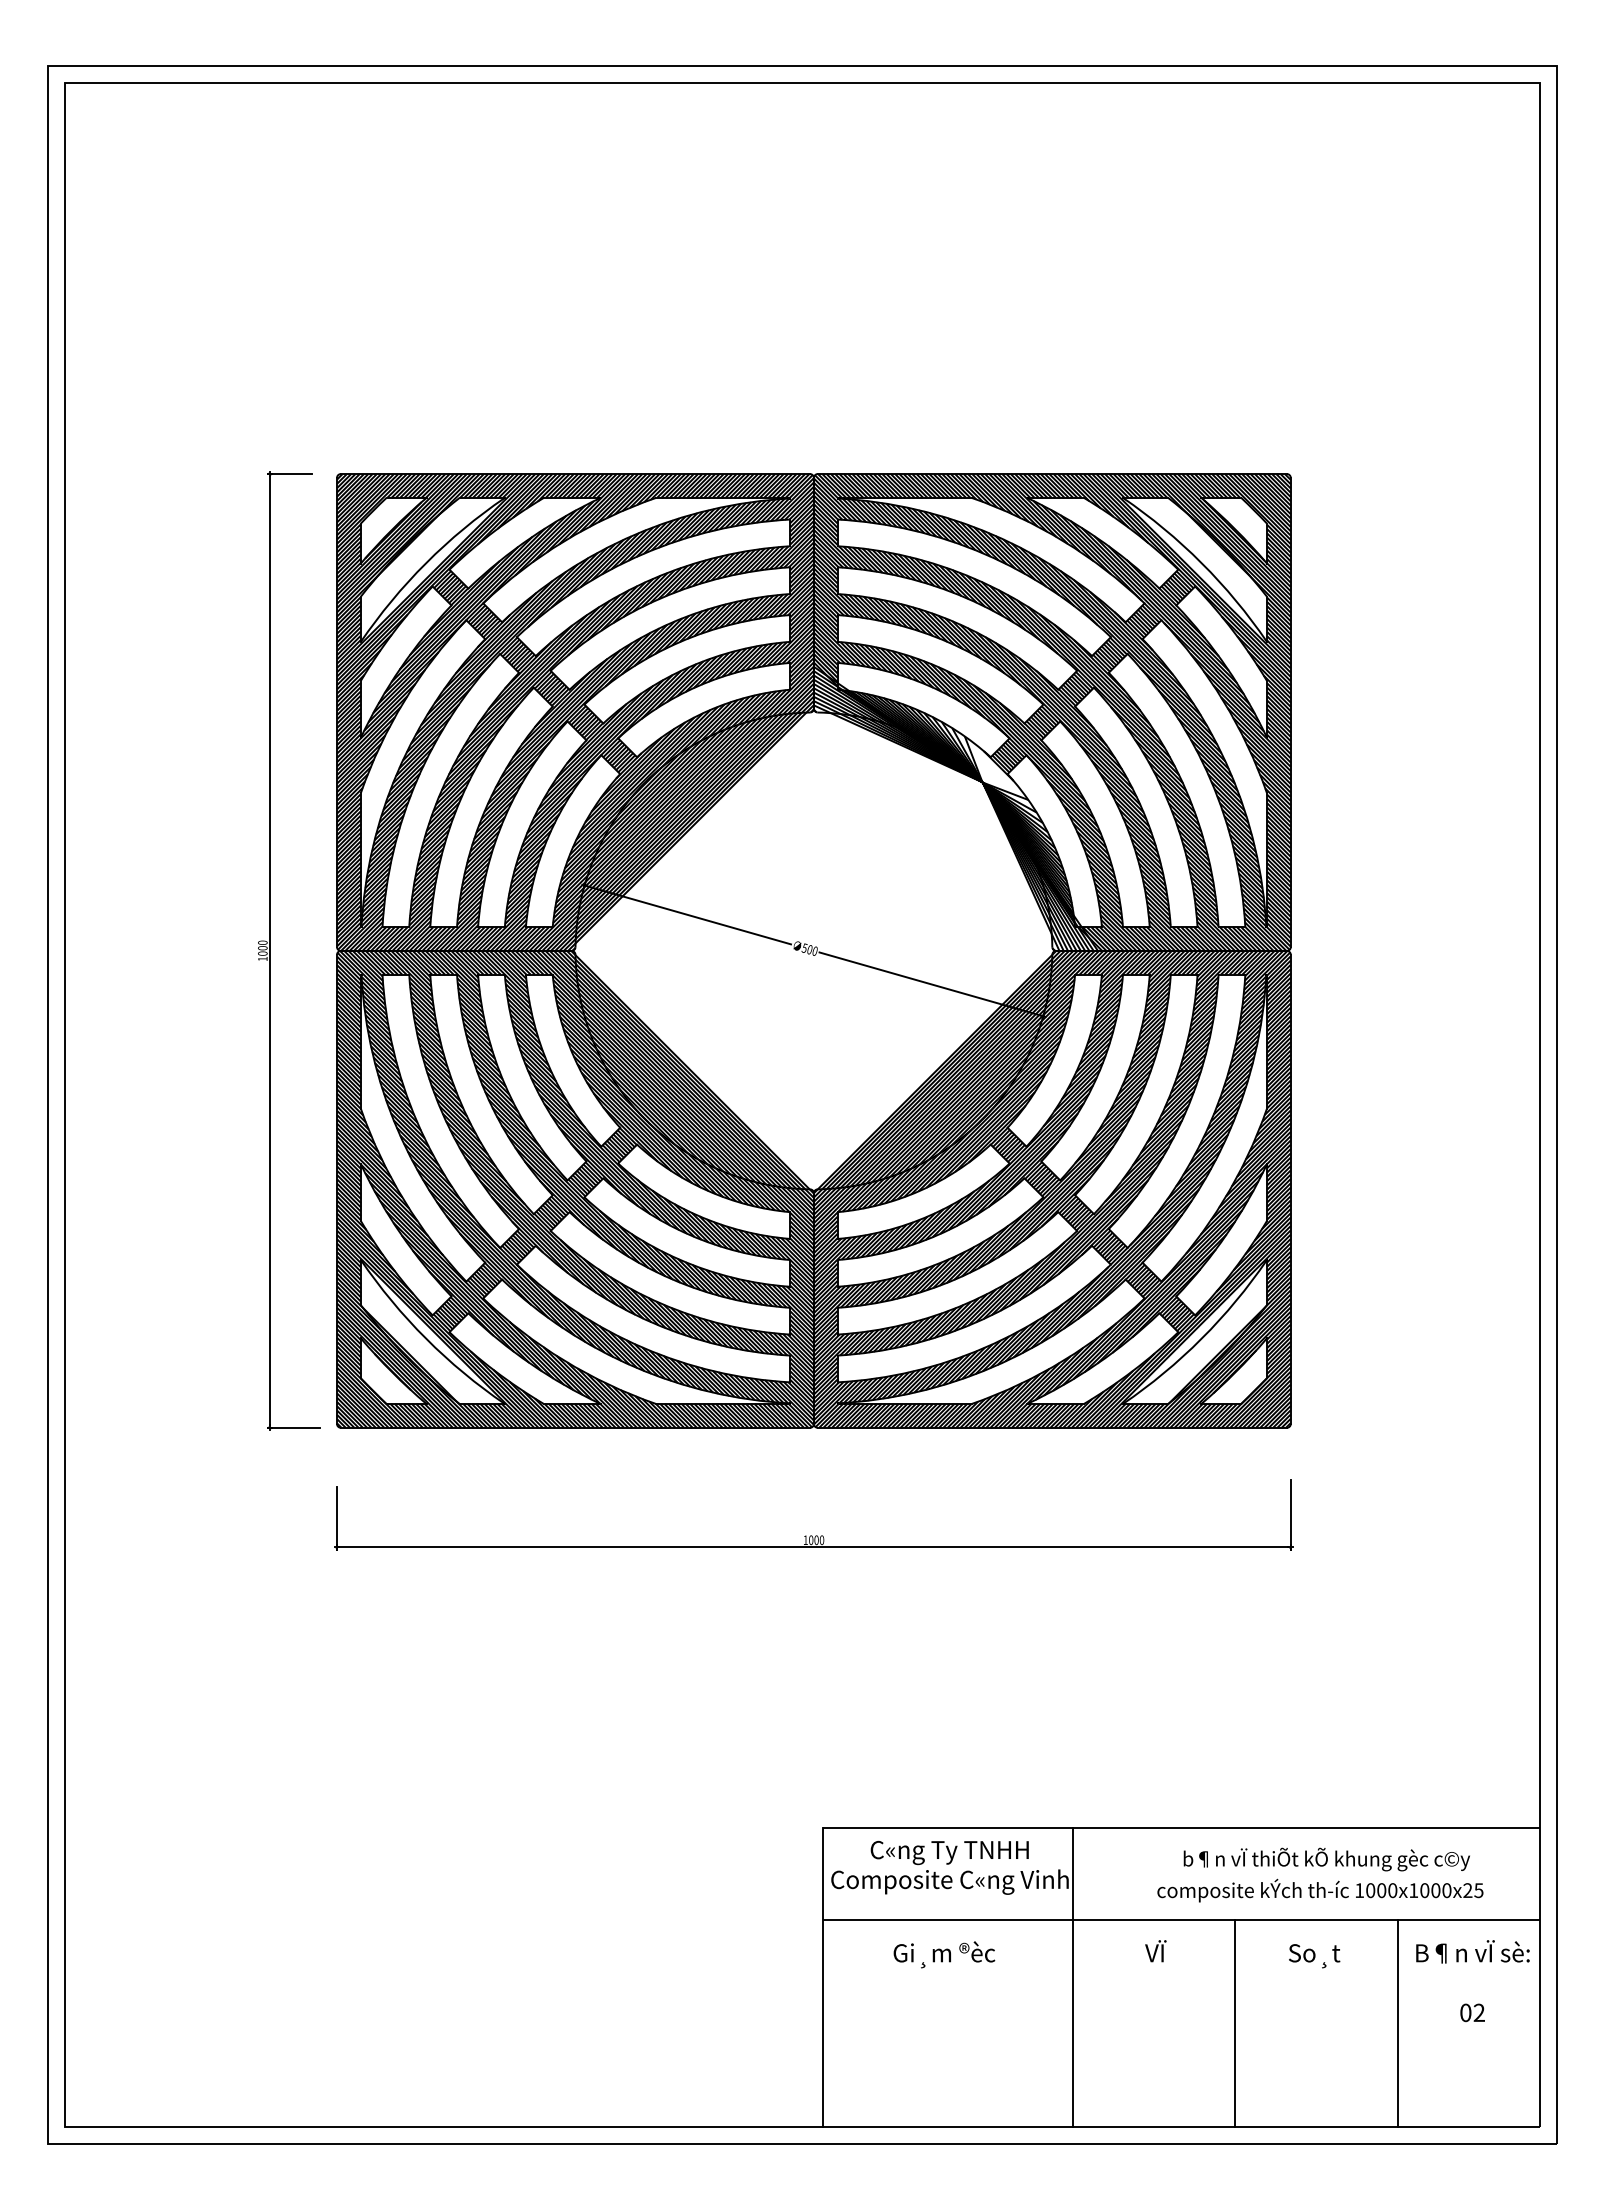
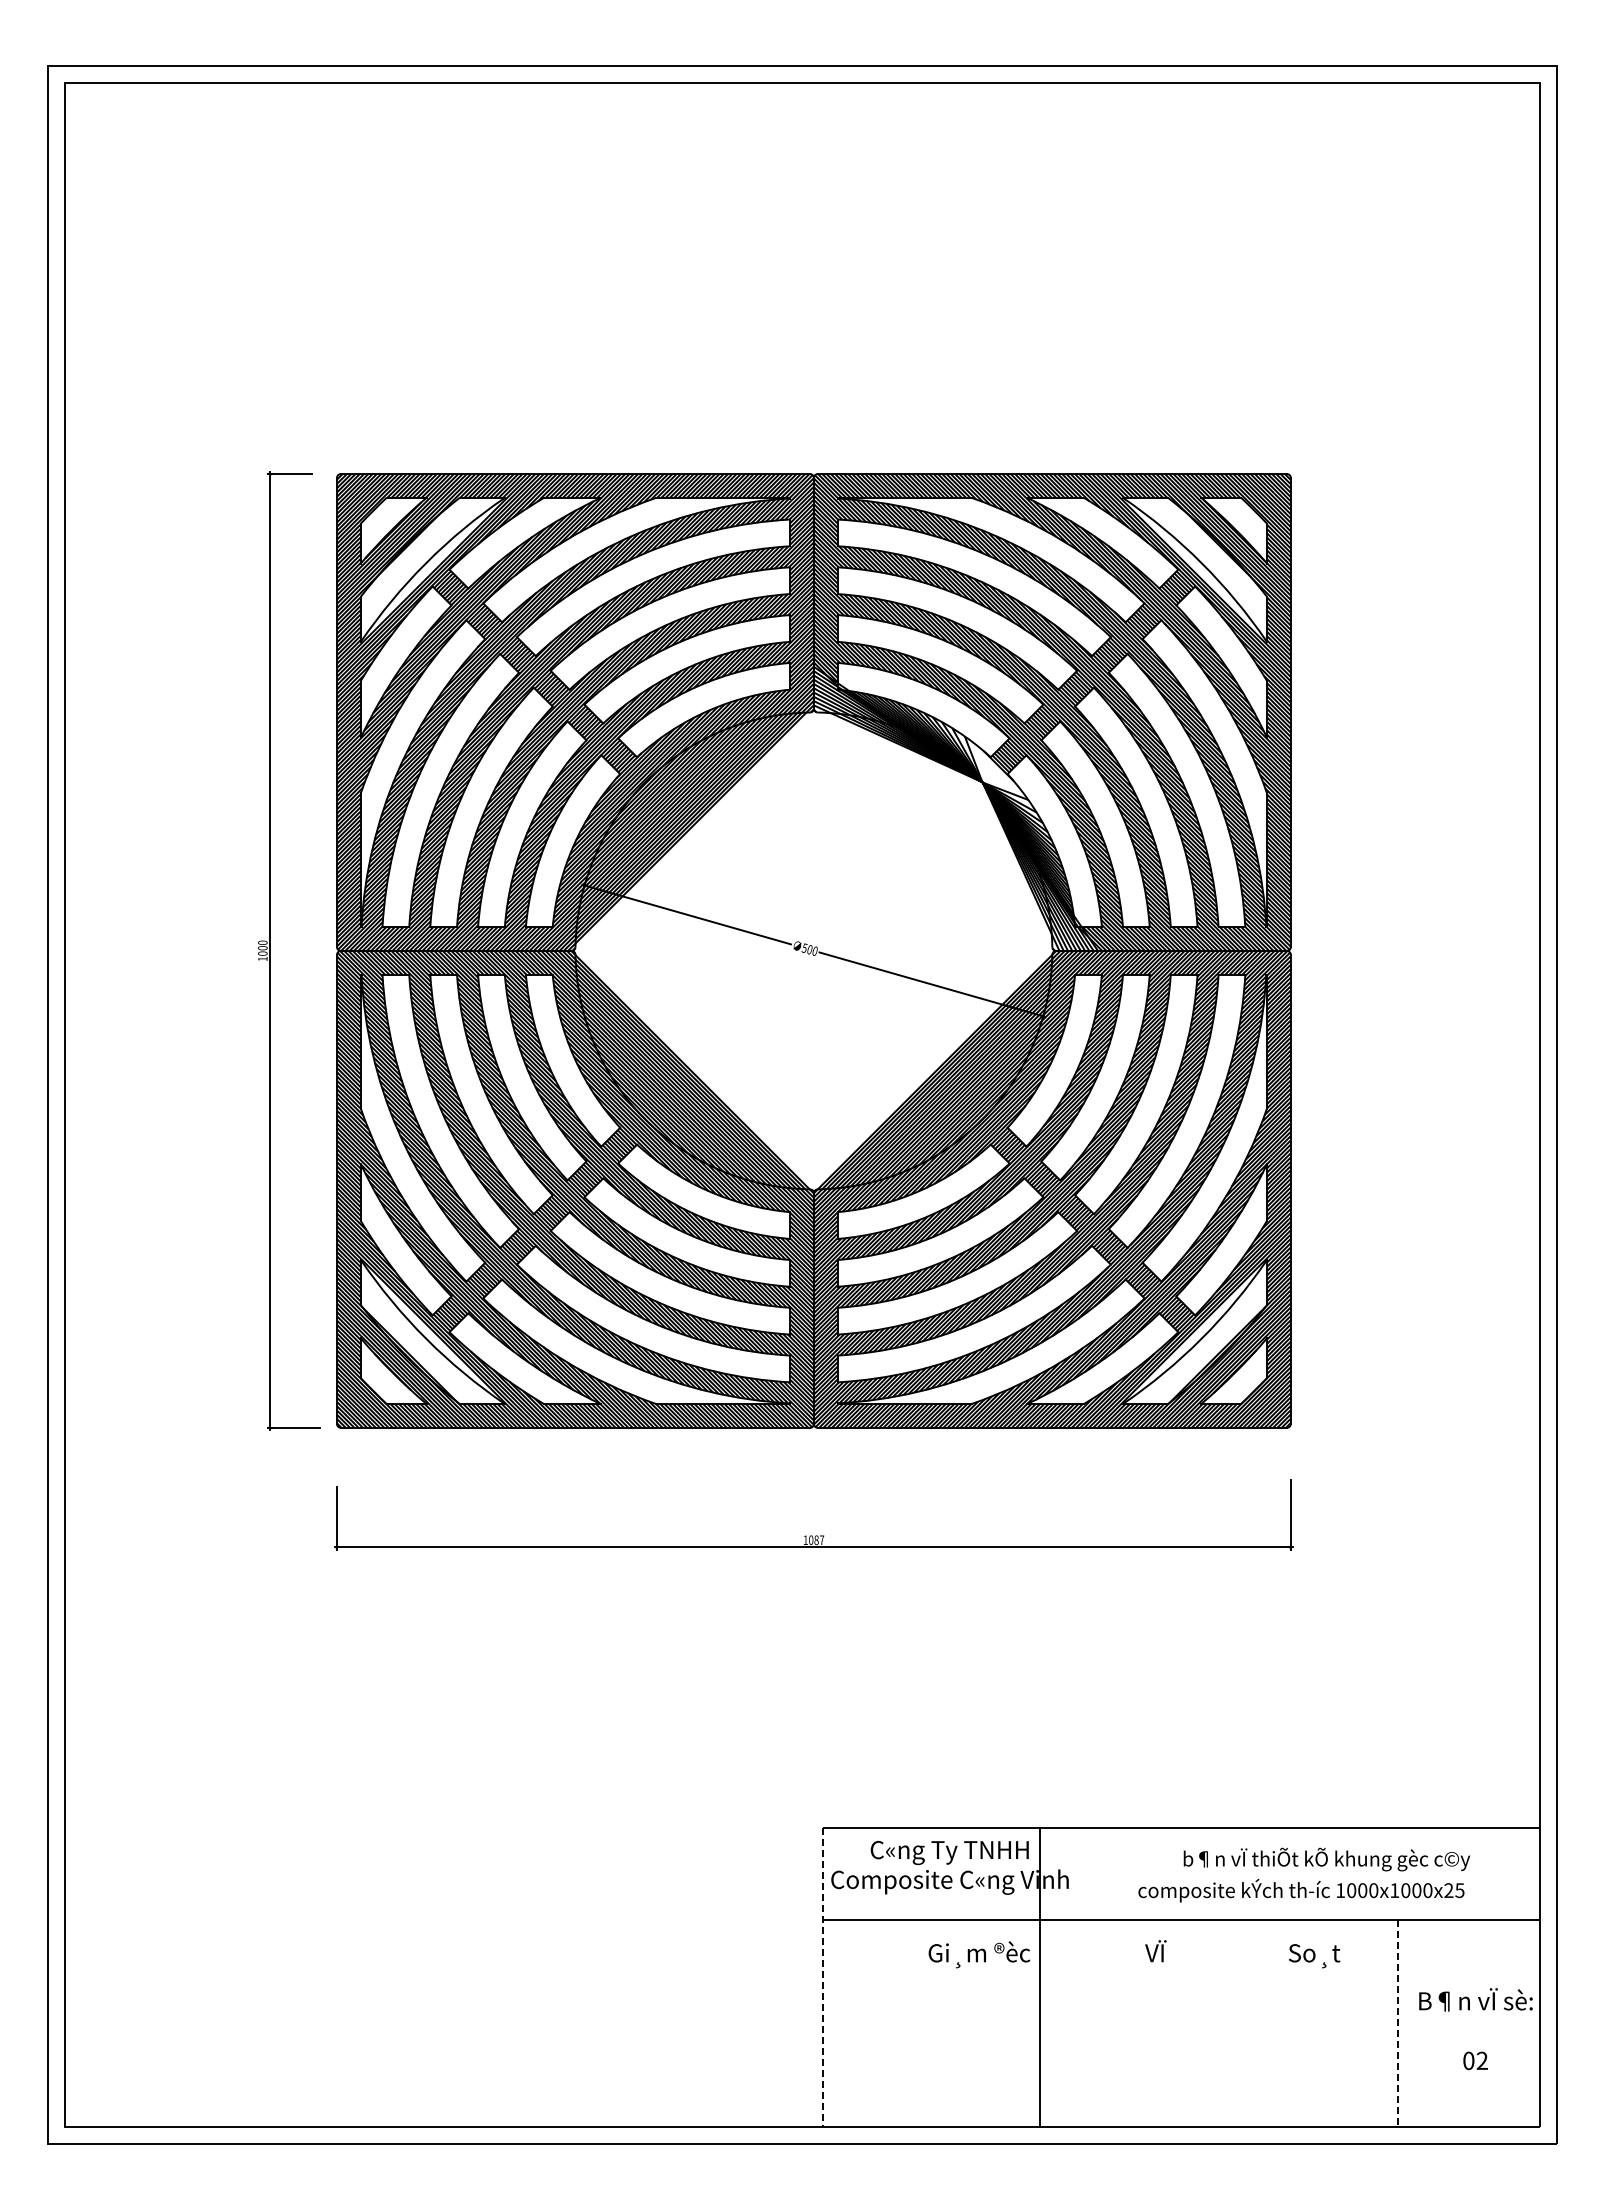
text: 1000 -> 1087 (819, 1540)
text position: (1320, 1890) -> (1301, 1890) (1301, 1890)
text position: (944, 1954) -> (979, 1954) (979, 1954)
line: solid -> dashed (823, 1977)
line position: (1072, 1977) -> (1039, 1977) (1039, 1977)
text position: (1472, 1981) -> (1475, 2029) (1475, 2029)
line: present -> none (1235, 2023)
line: solid -> dashed (1397, 2023)
